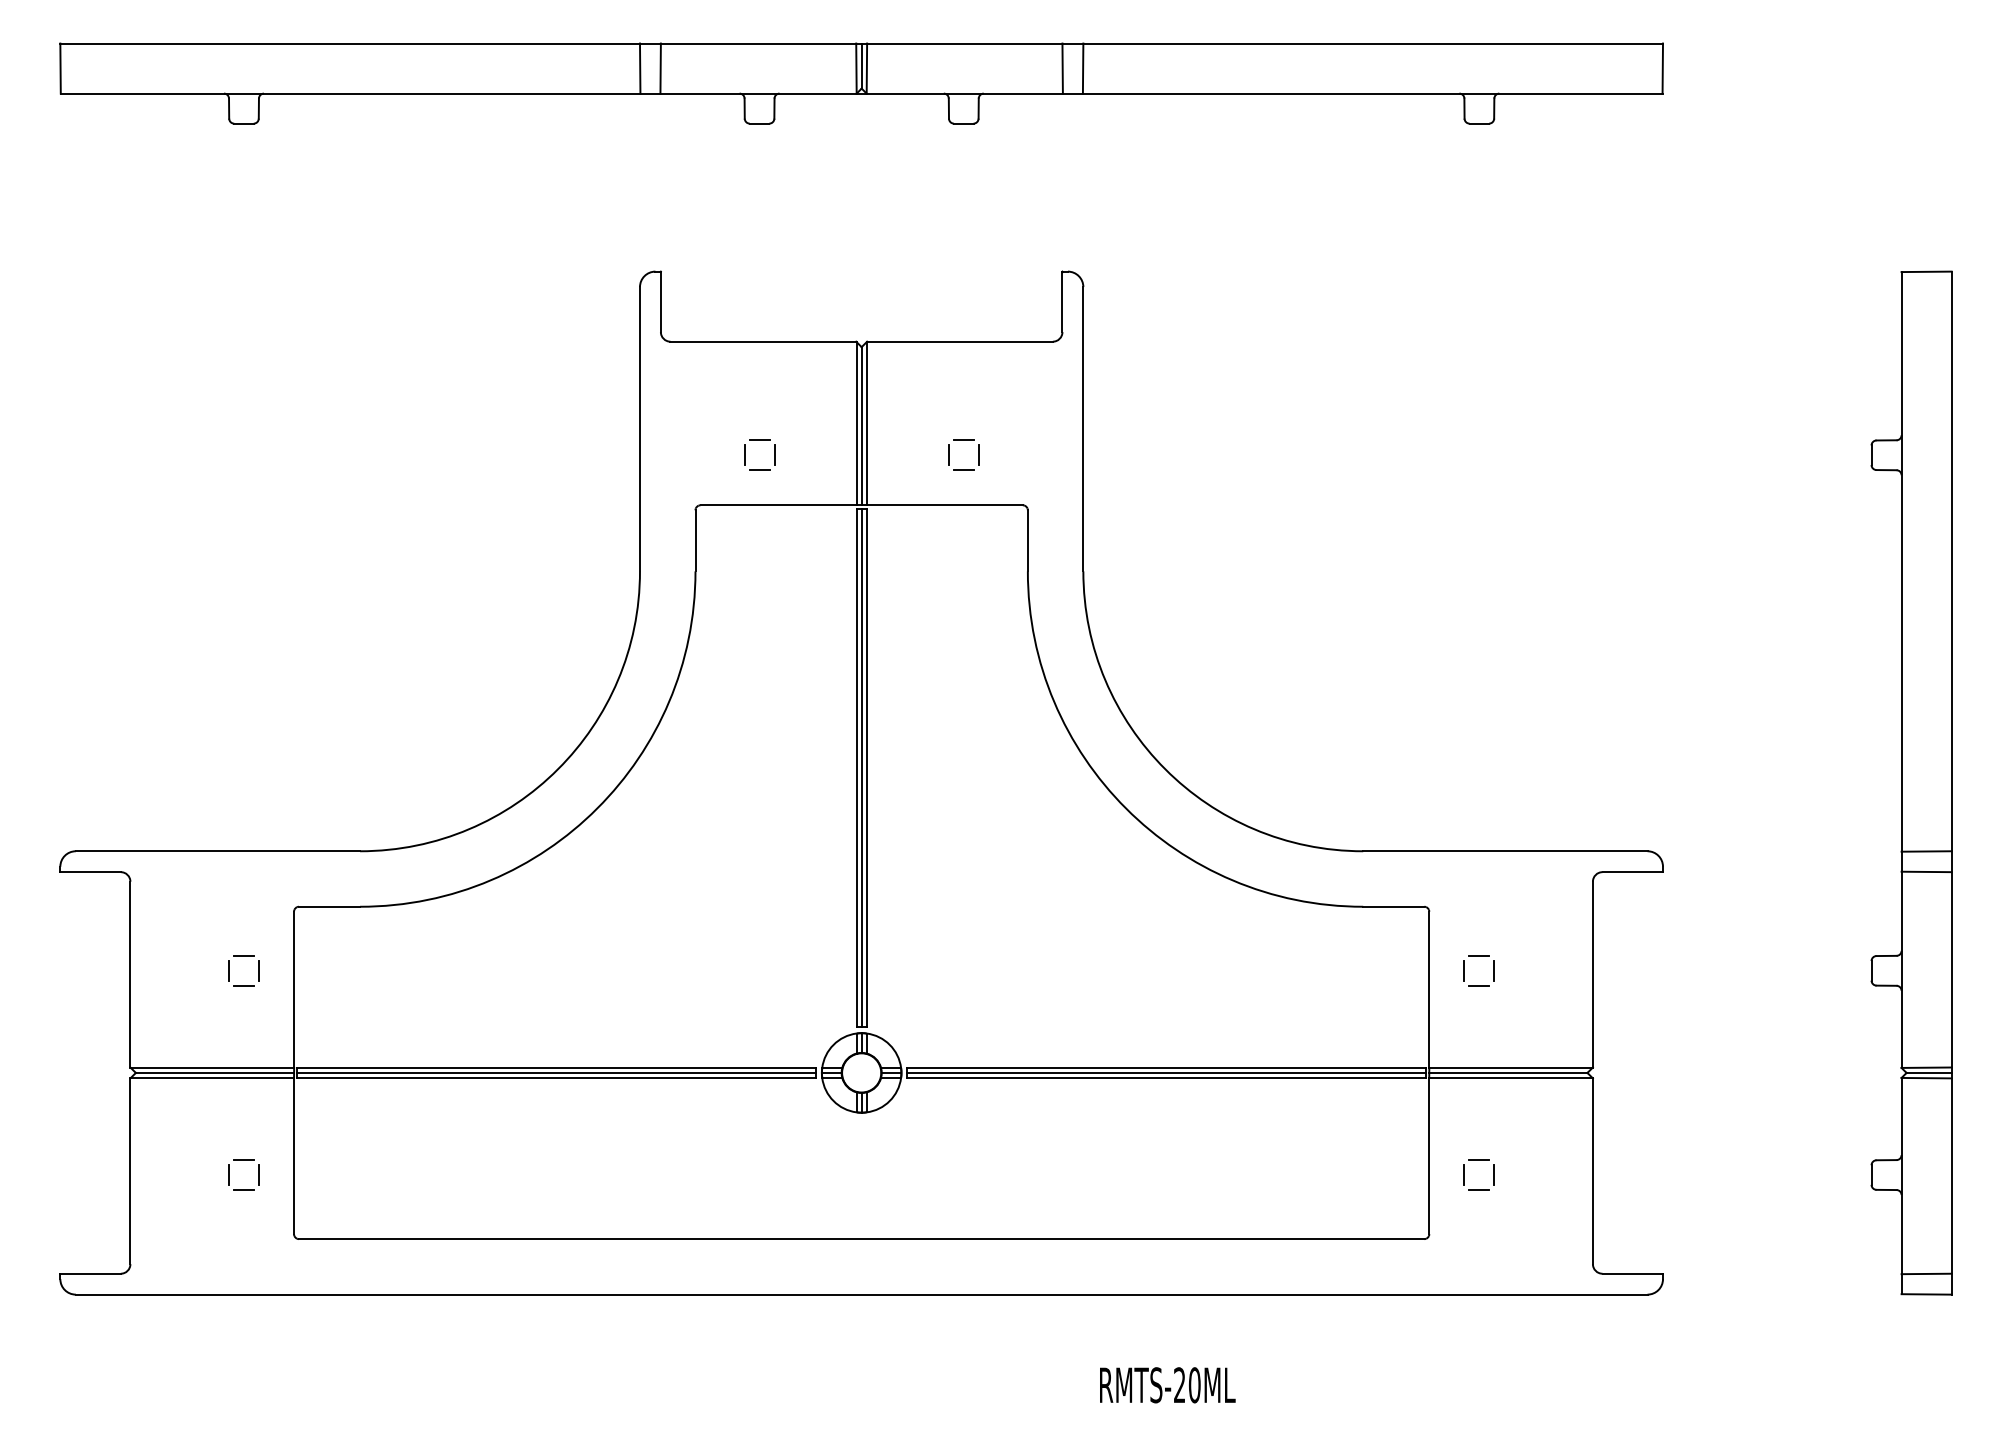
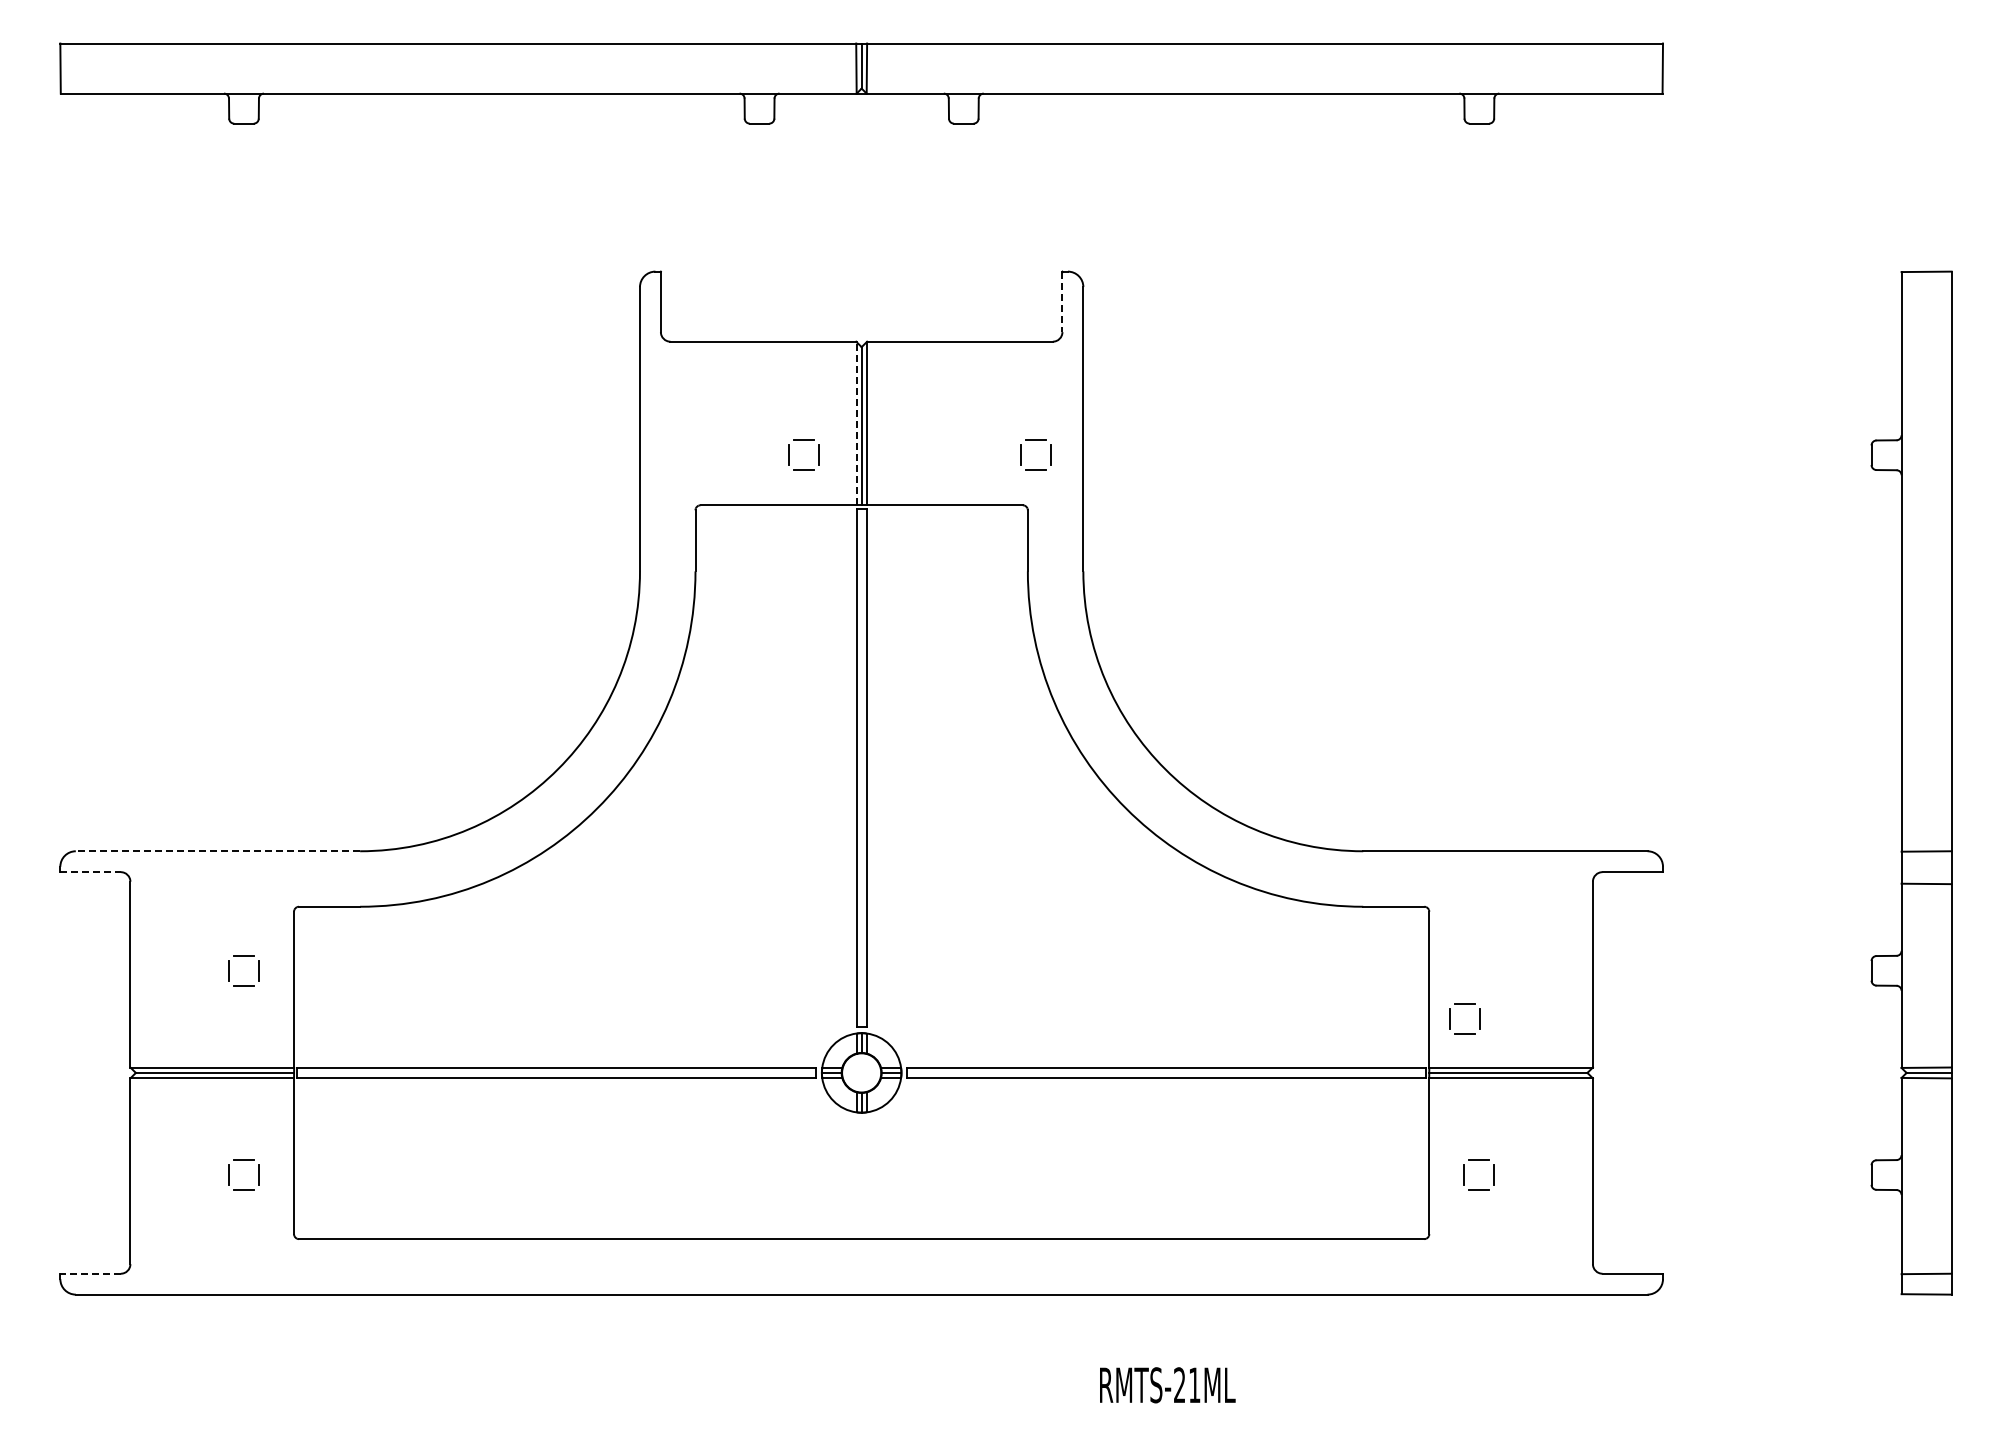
line: present -> none (640, 68)
line: present -> none (660, 68)
line: present -> none (1062, 68)
line: present -> none (1082, 68)
line: solid -> dashed (1062, 302)
line: solid -> dashed (856, 423)
part position: (759, 440) -> (803, 440) (803, 440)
part position: (963, 440) -> (1035, 440) (1035, 440)
line: present -> none (861, 767)
line: solid -> dashed (217, 851)
line position: (1926, 871) -> (1926, 883) (1926, 883)
line: solid -> dashed (91, 872)
part position: (1478, 956) -> (1464, 1004) (1464, 1004)
line: present -> none (556, 1072)
line: present -> none (1166, 1072)
line: solid -> dashed (90, 1273)
text: RMTS-20ML -> RMTS-21ML (1194, 1385)
